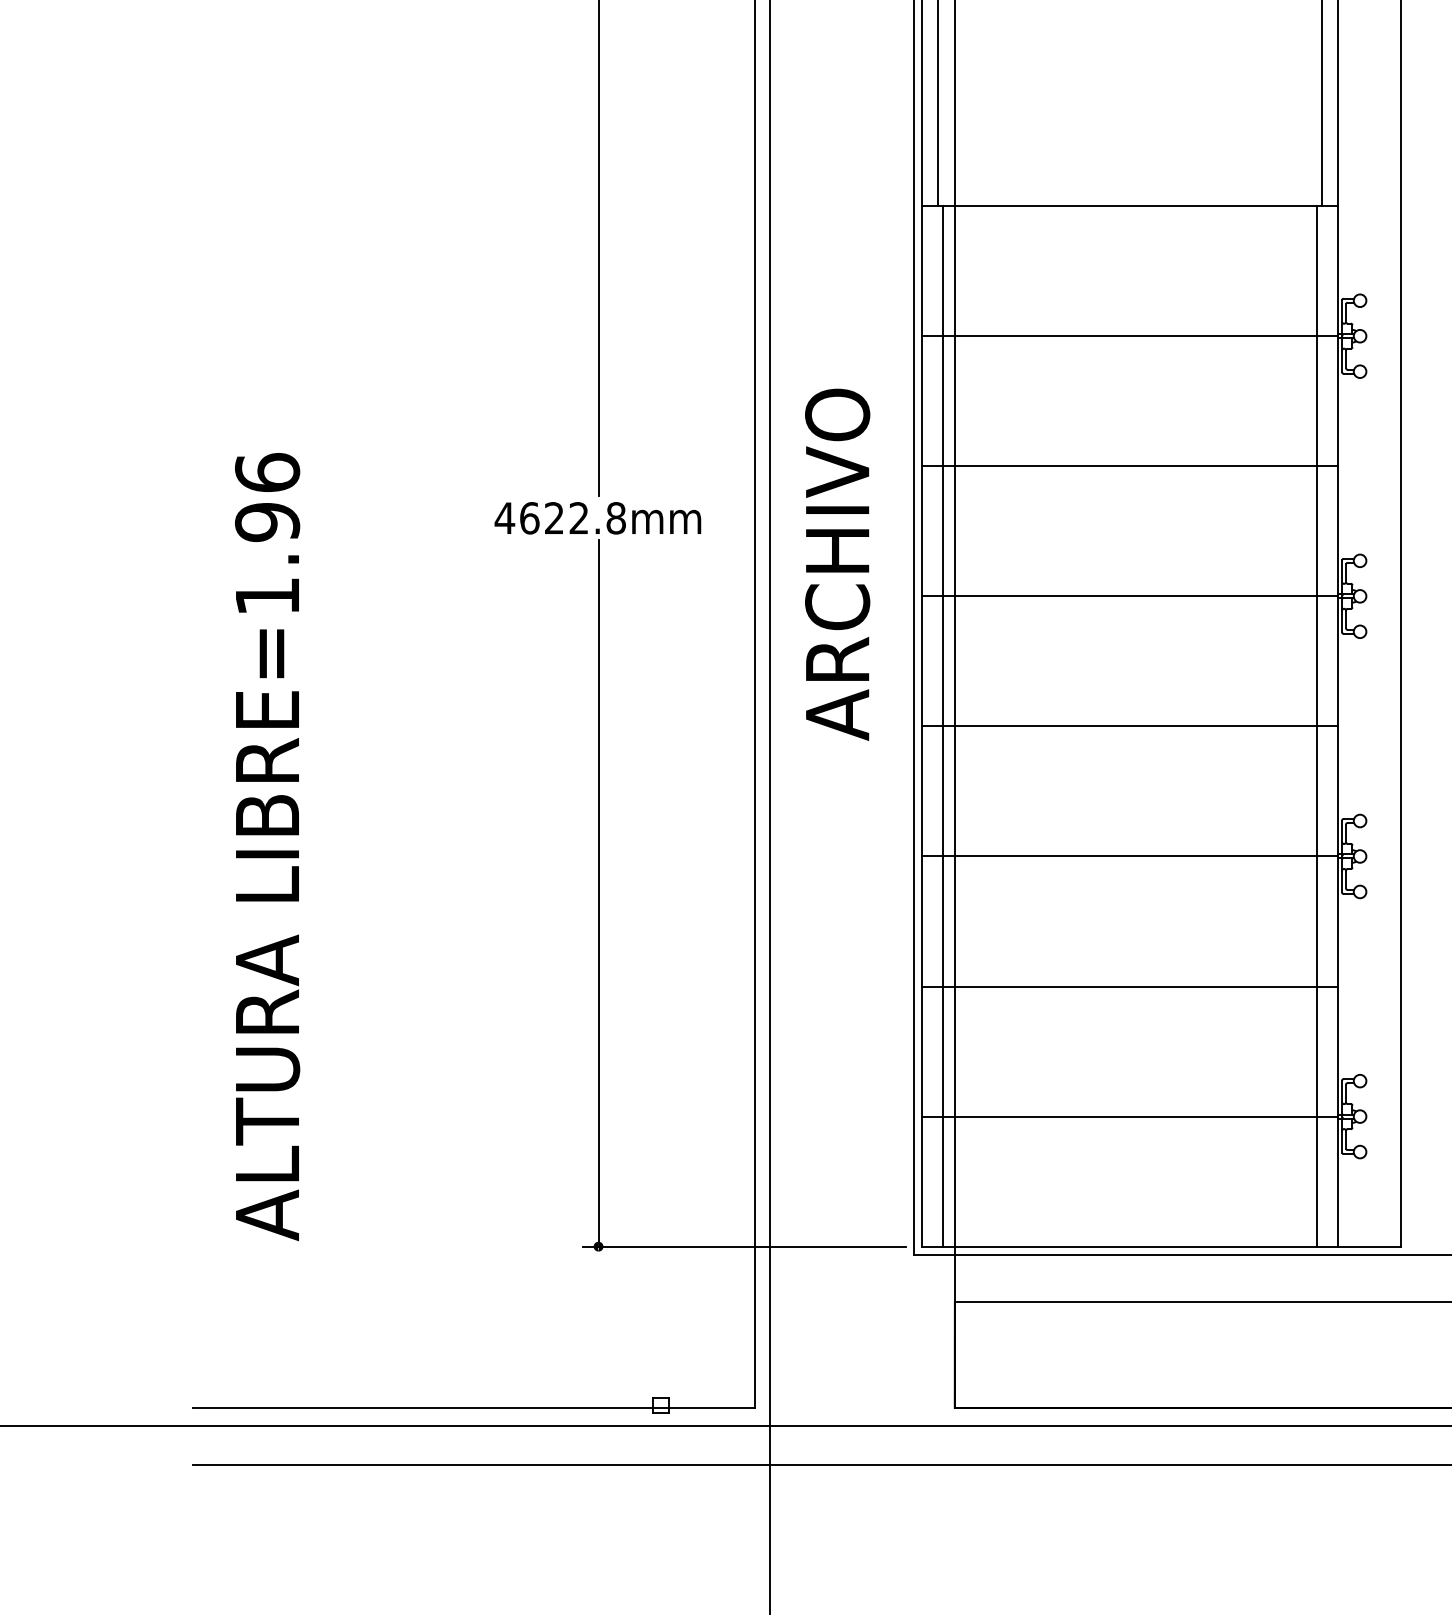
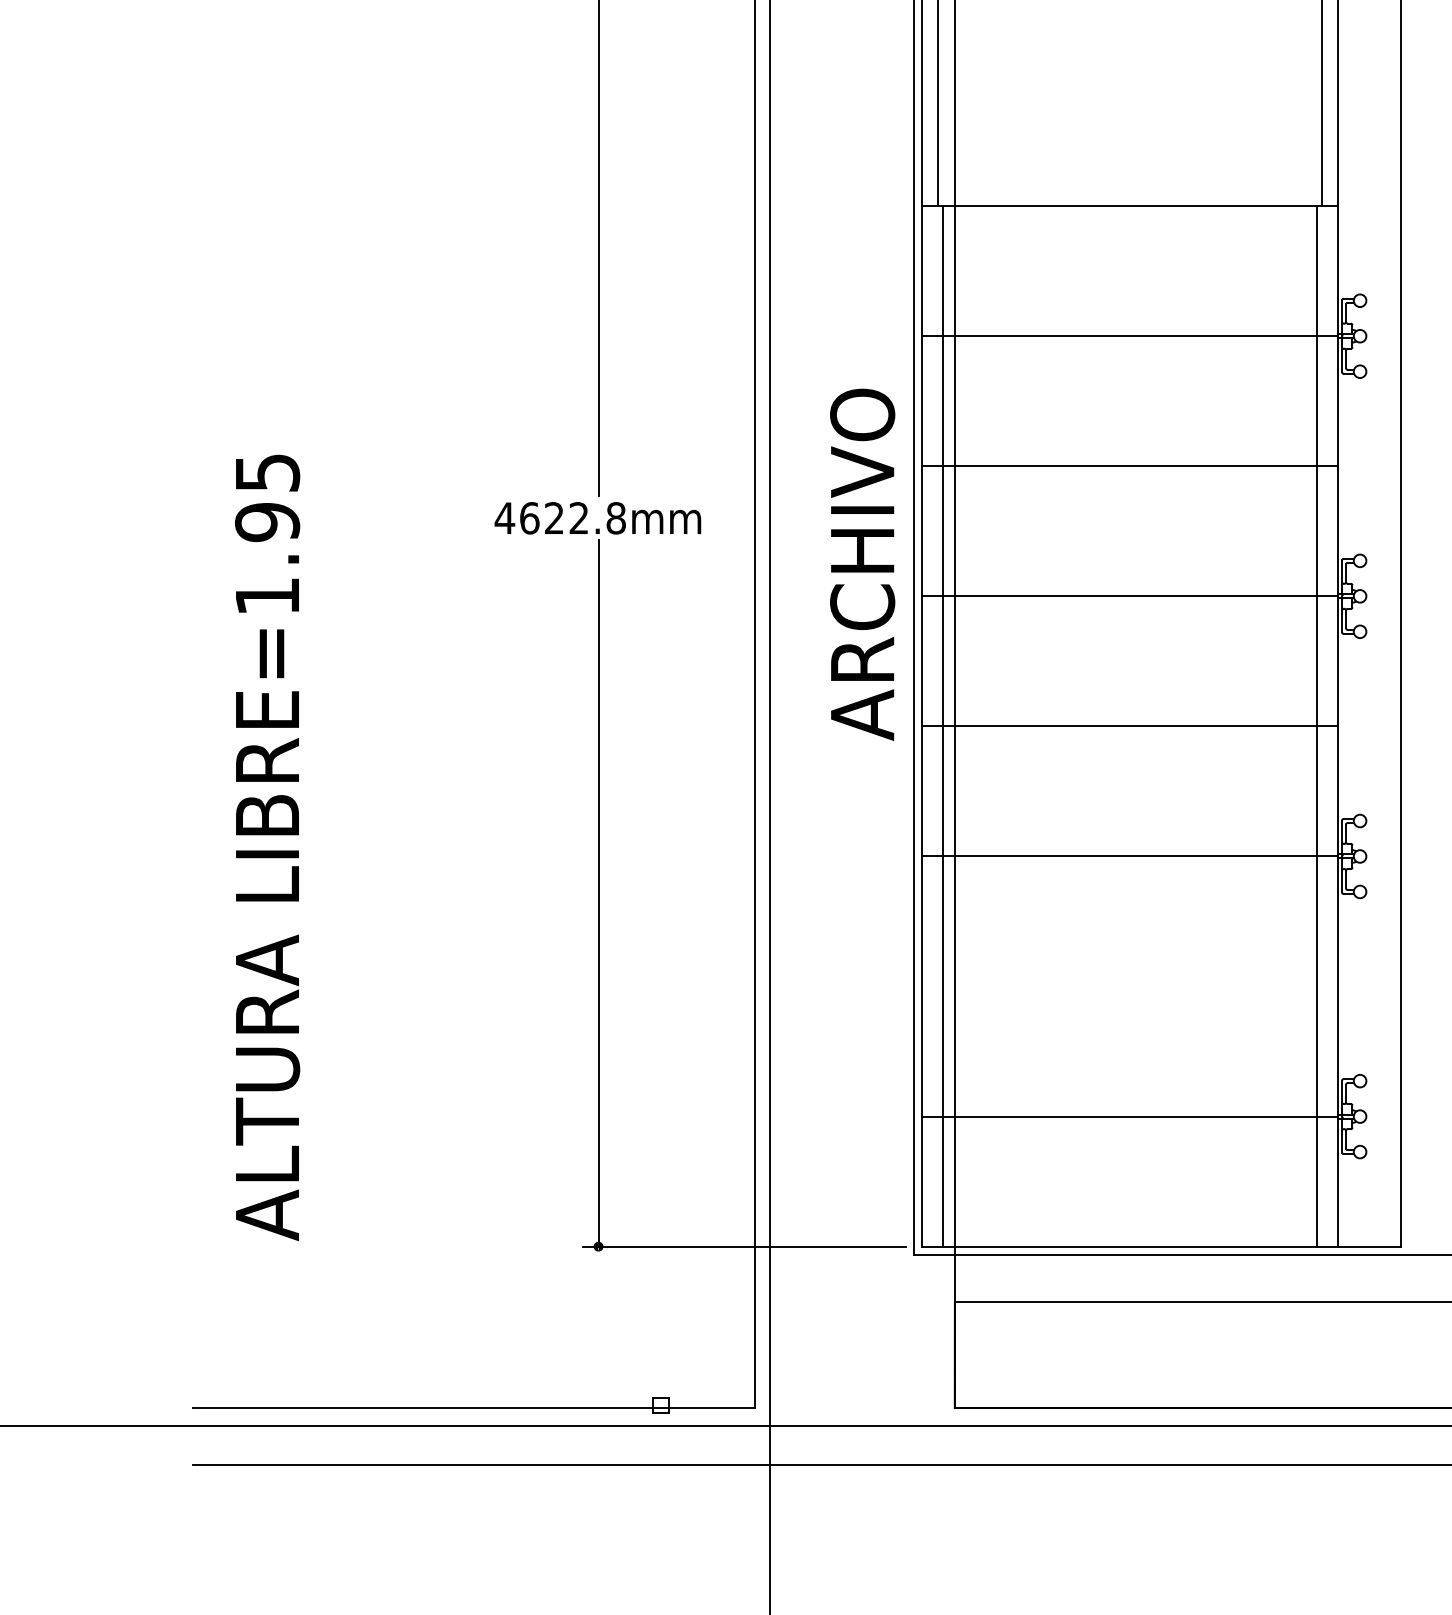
text: LIBRE=1.96 -> LIBRE=1.95 (267, 472)
text position: (837, 564) -> (862, 564) (862, 564)
line: present -> none (1129, 986)
